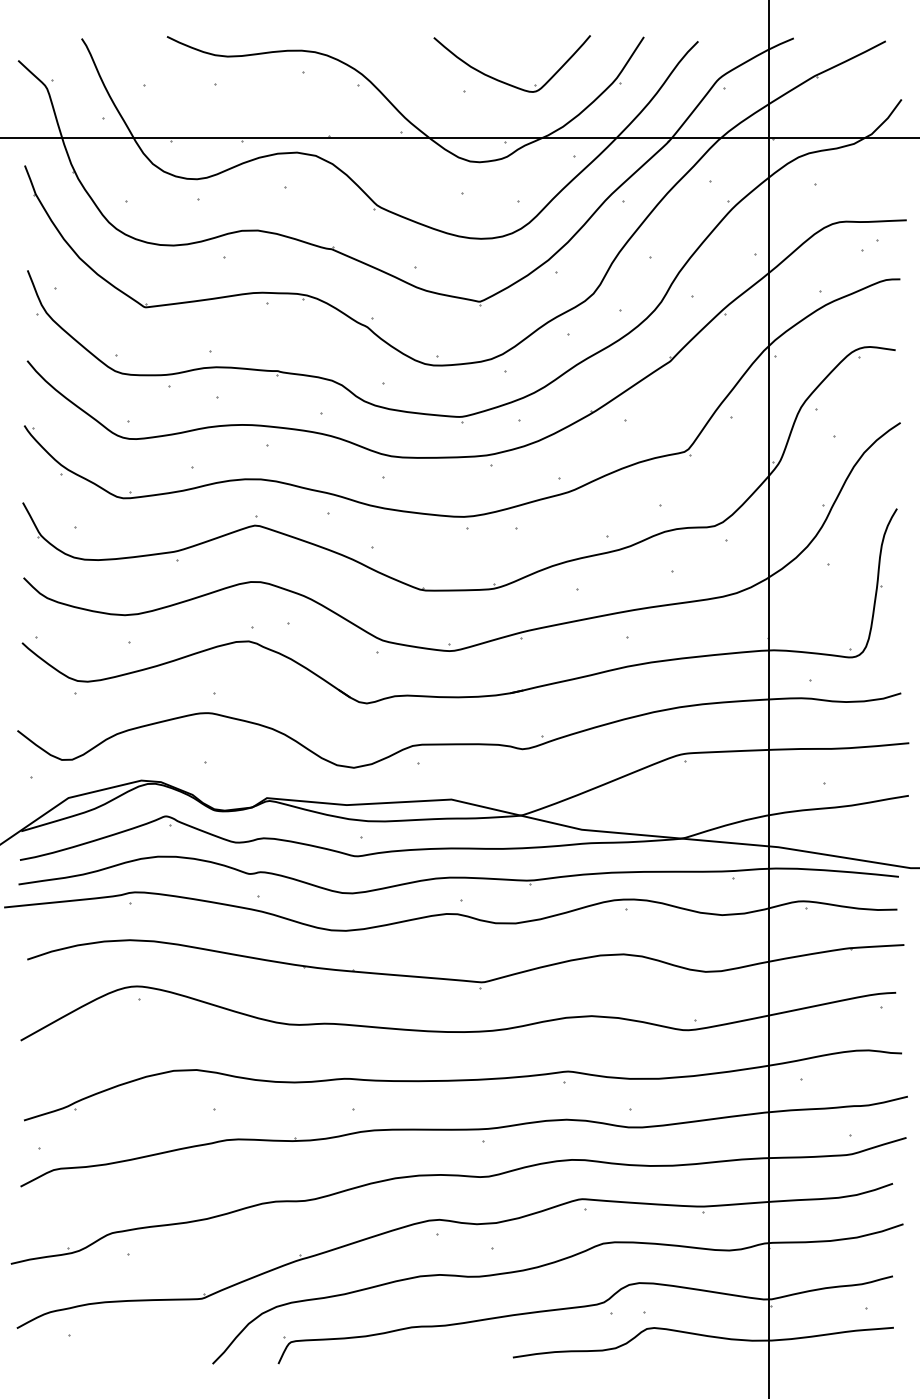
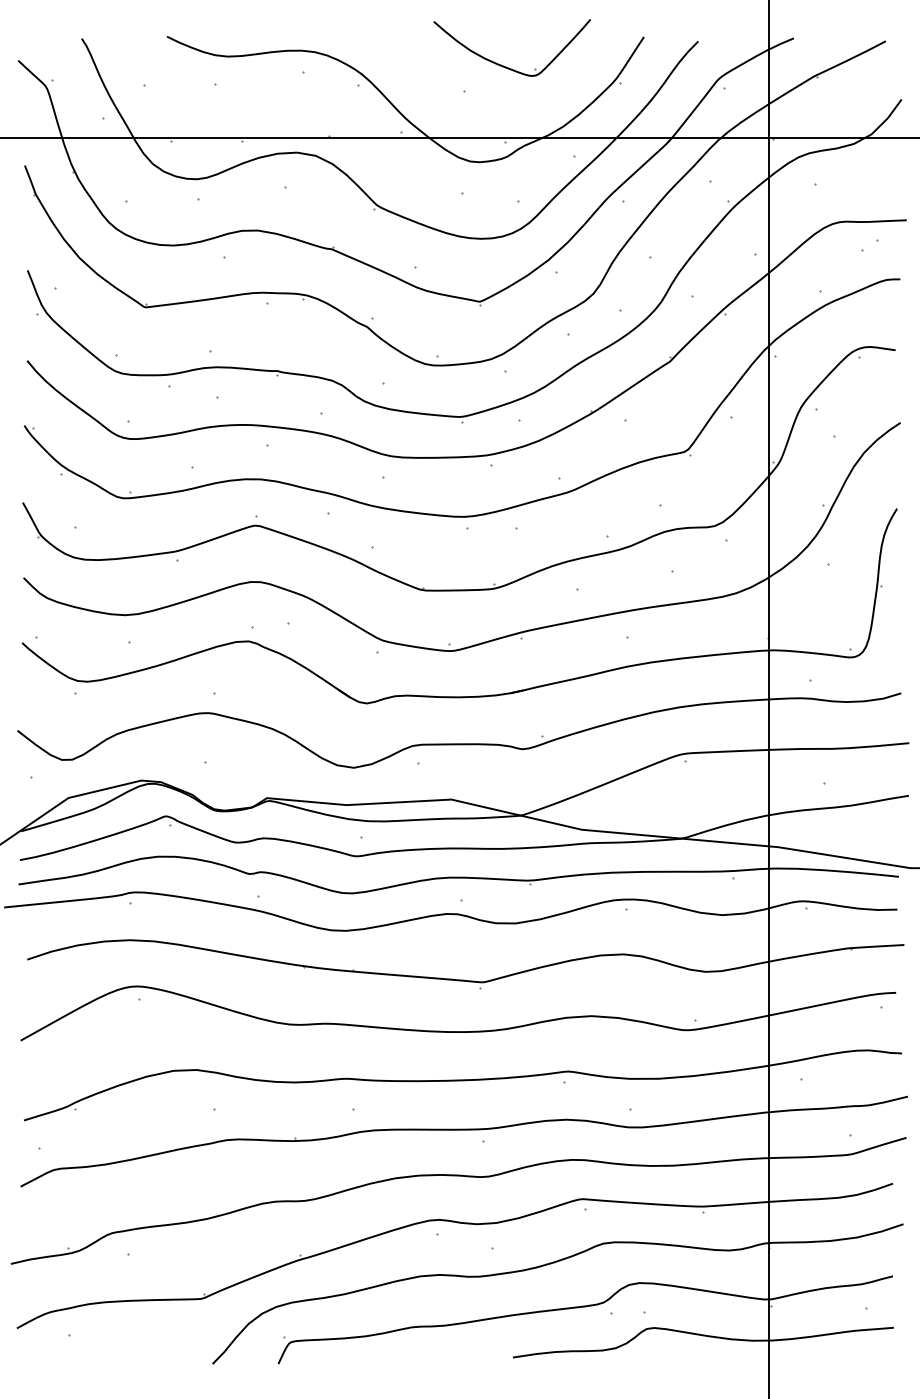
part position: (506, 82) -> (506, 66) (506, 66)
